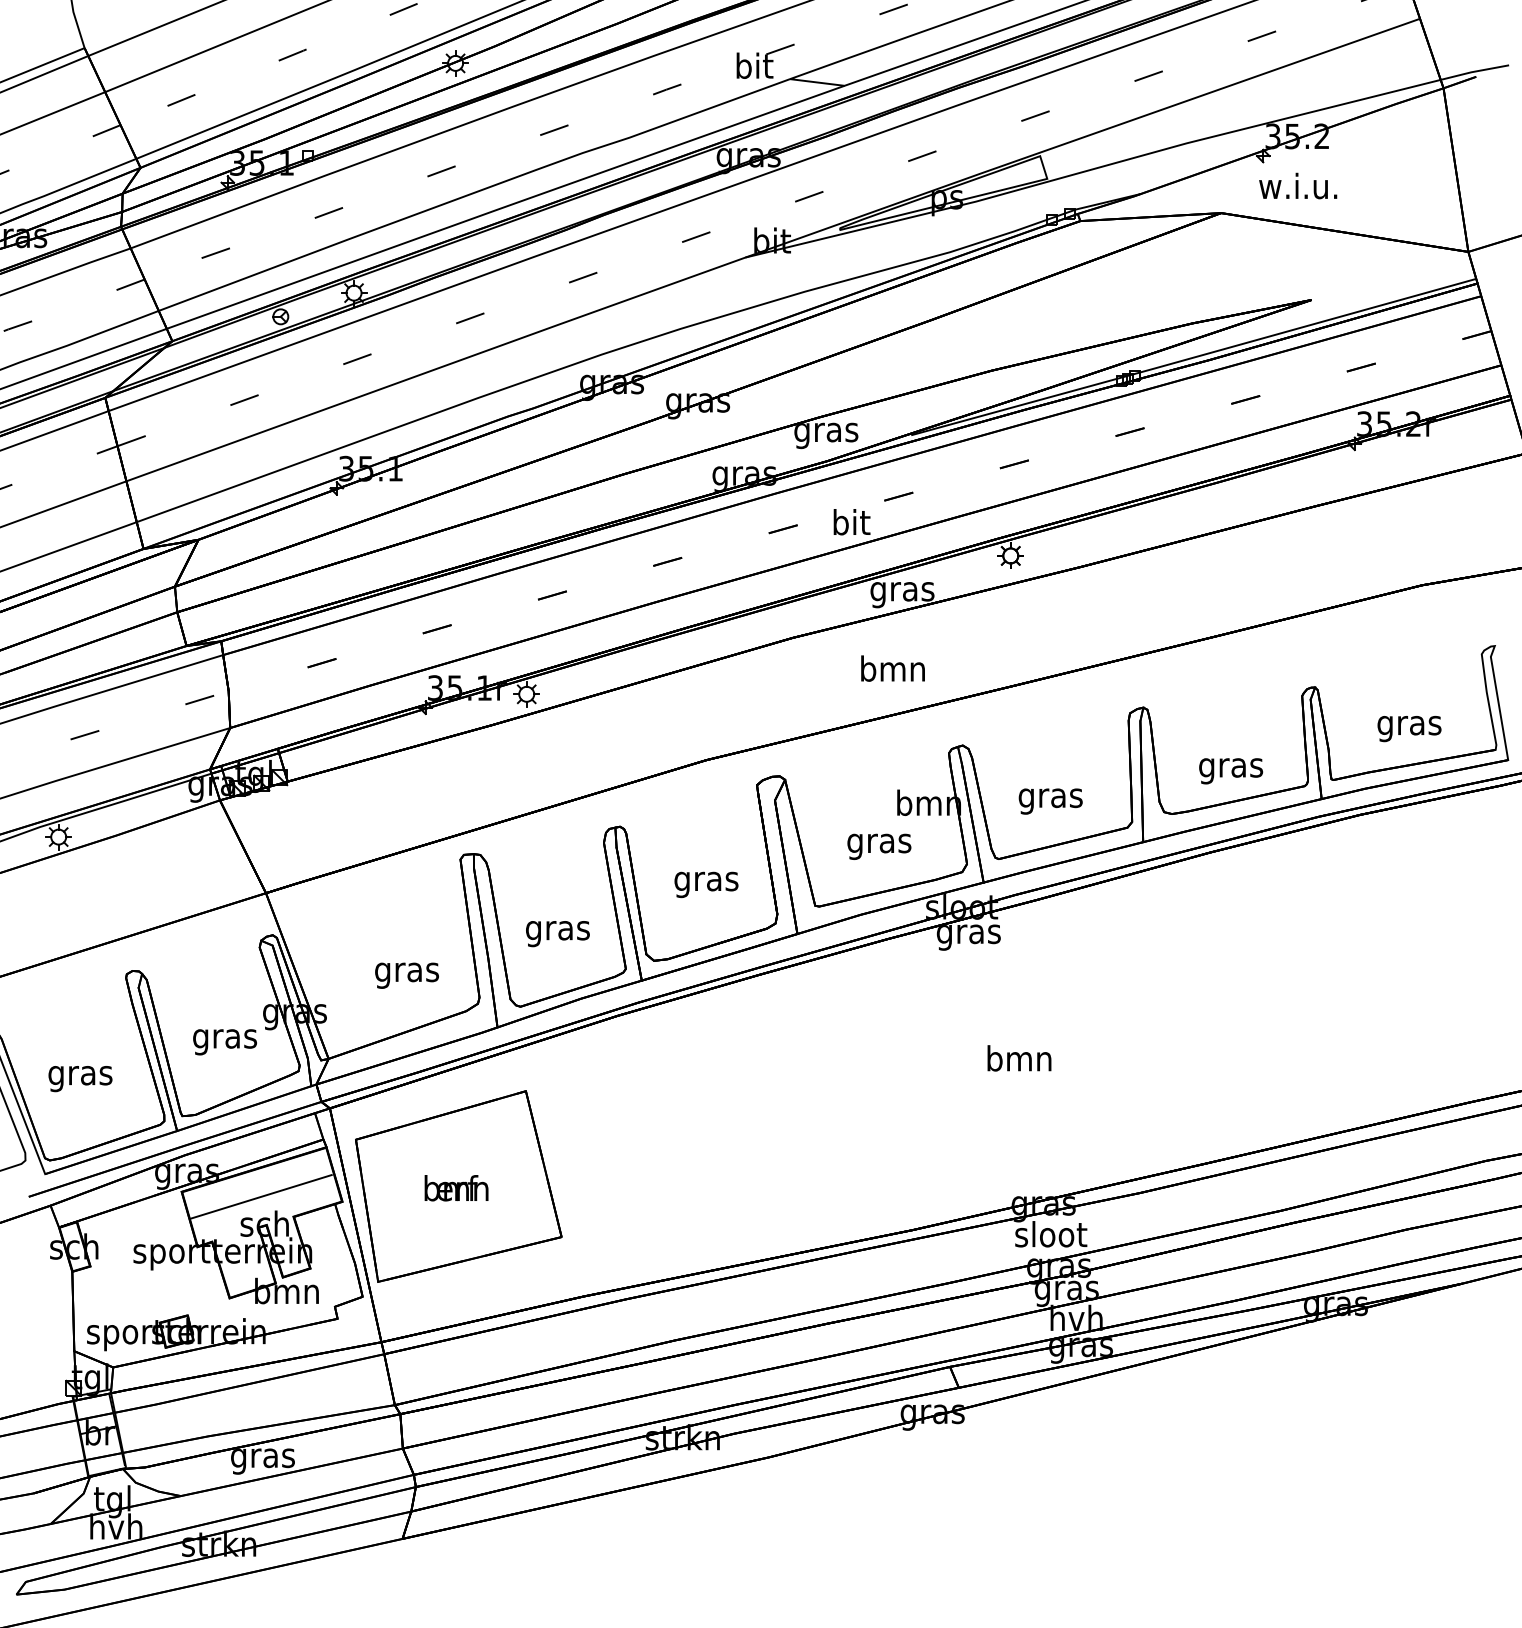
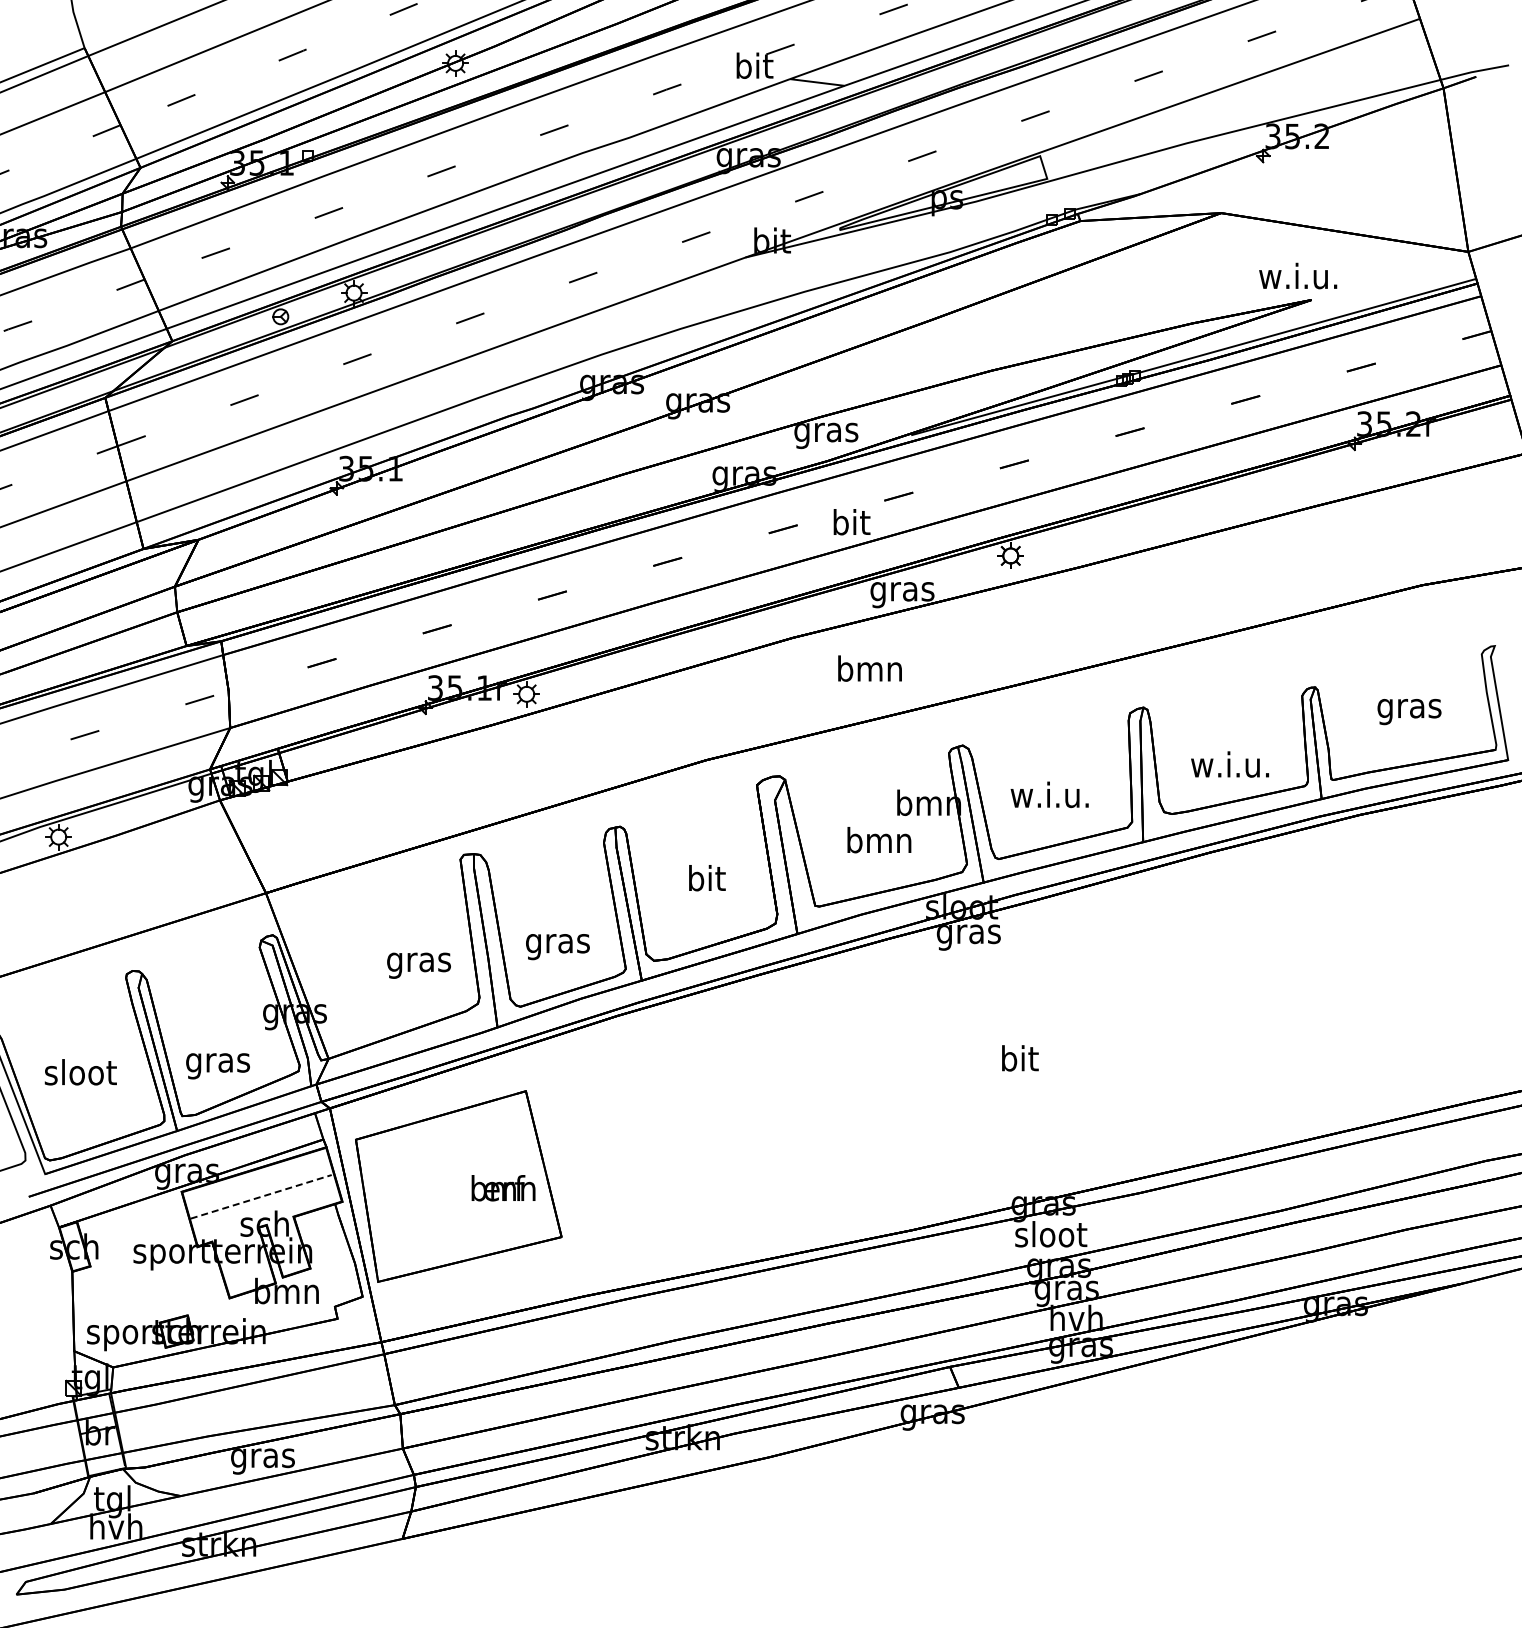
text position: (1298, 185) -> (1298, 275) (1298, 275)
text position: (892, 668) -> (869, 668) (869, 668)
text position: (1409, 729) -> (1409, 712) (1409, 712)
text: gras -> w.i.u. (1230, 767)
text: gras -> w.i.u. (1049, 797)
text: gras -> bmn (879, 843)
text: gras -> bit (706, 881)
text position: (557, 934) -> (557, 947) (557, 947)
text position: (406, 975) -> (418, 965) (418, 965)
text position: (224, 1042) -> (217, 1066) (217, 1066)
text: bmn -> bit (1019, 1058)
text: gras -> sloot (80, 1075)
text position: (456, 1188) -> (503, 1188) (503, 1188)
line: solid -> dashed (261, 1196)
